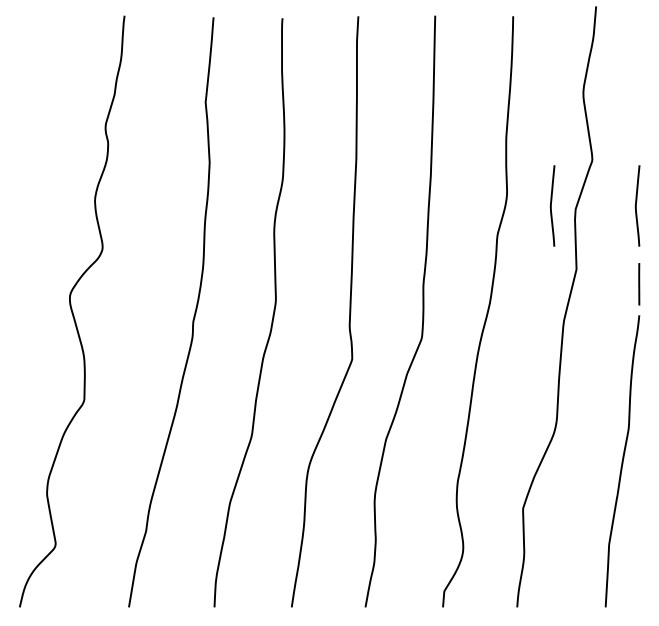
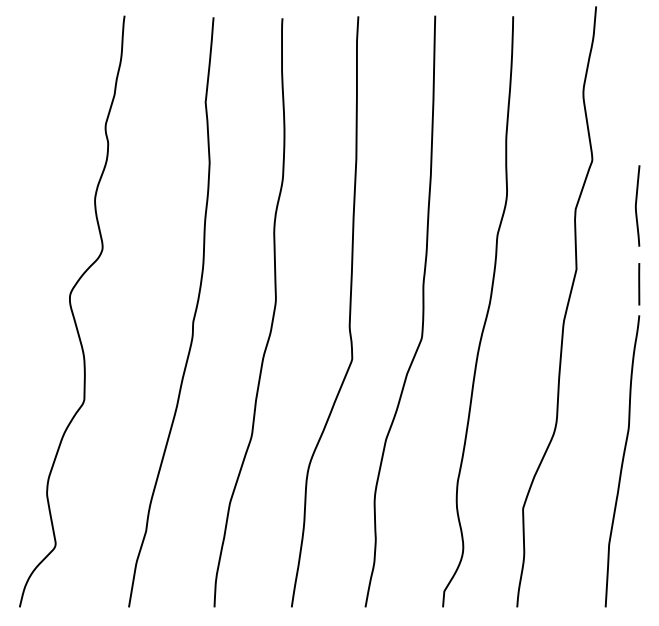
curve: present -> none (551, 205)
